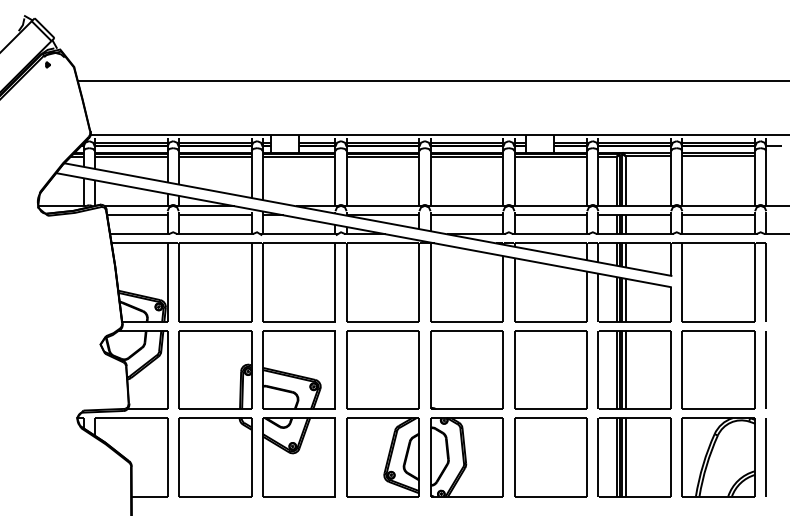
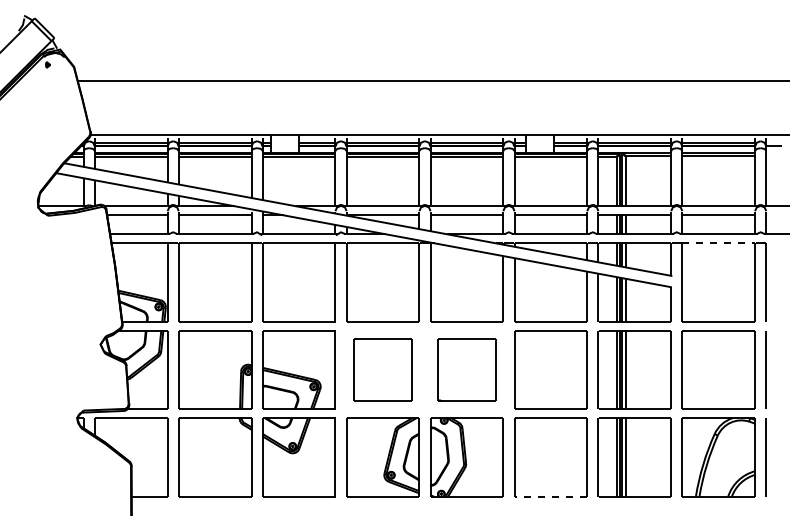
line: solid -> dashed (719, 243)
part size: 74x80 px -> 60x64 px (382, 369)
part size: 74x80 px -> 60x64 px (466, 369)
line: solid -> dashed (550, 496)
